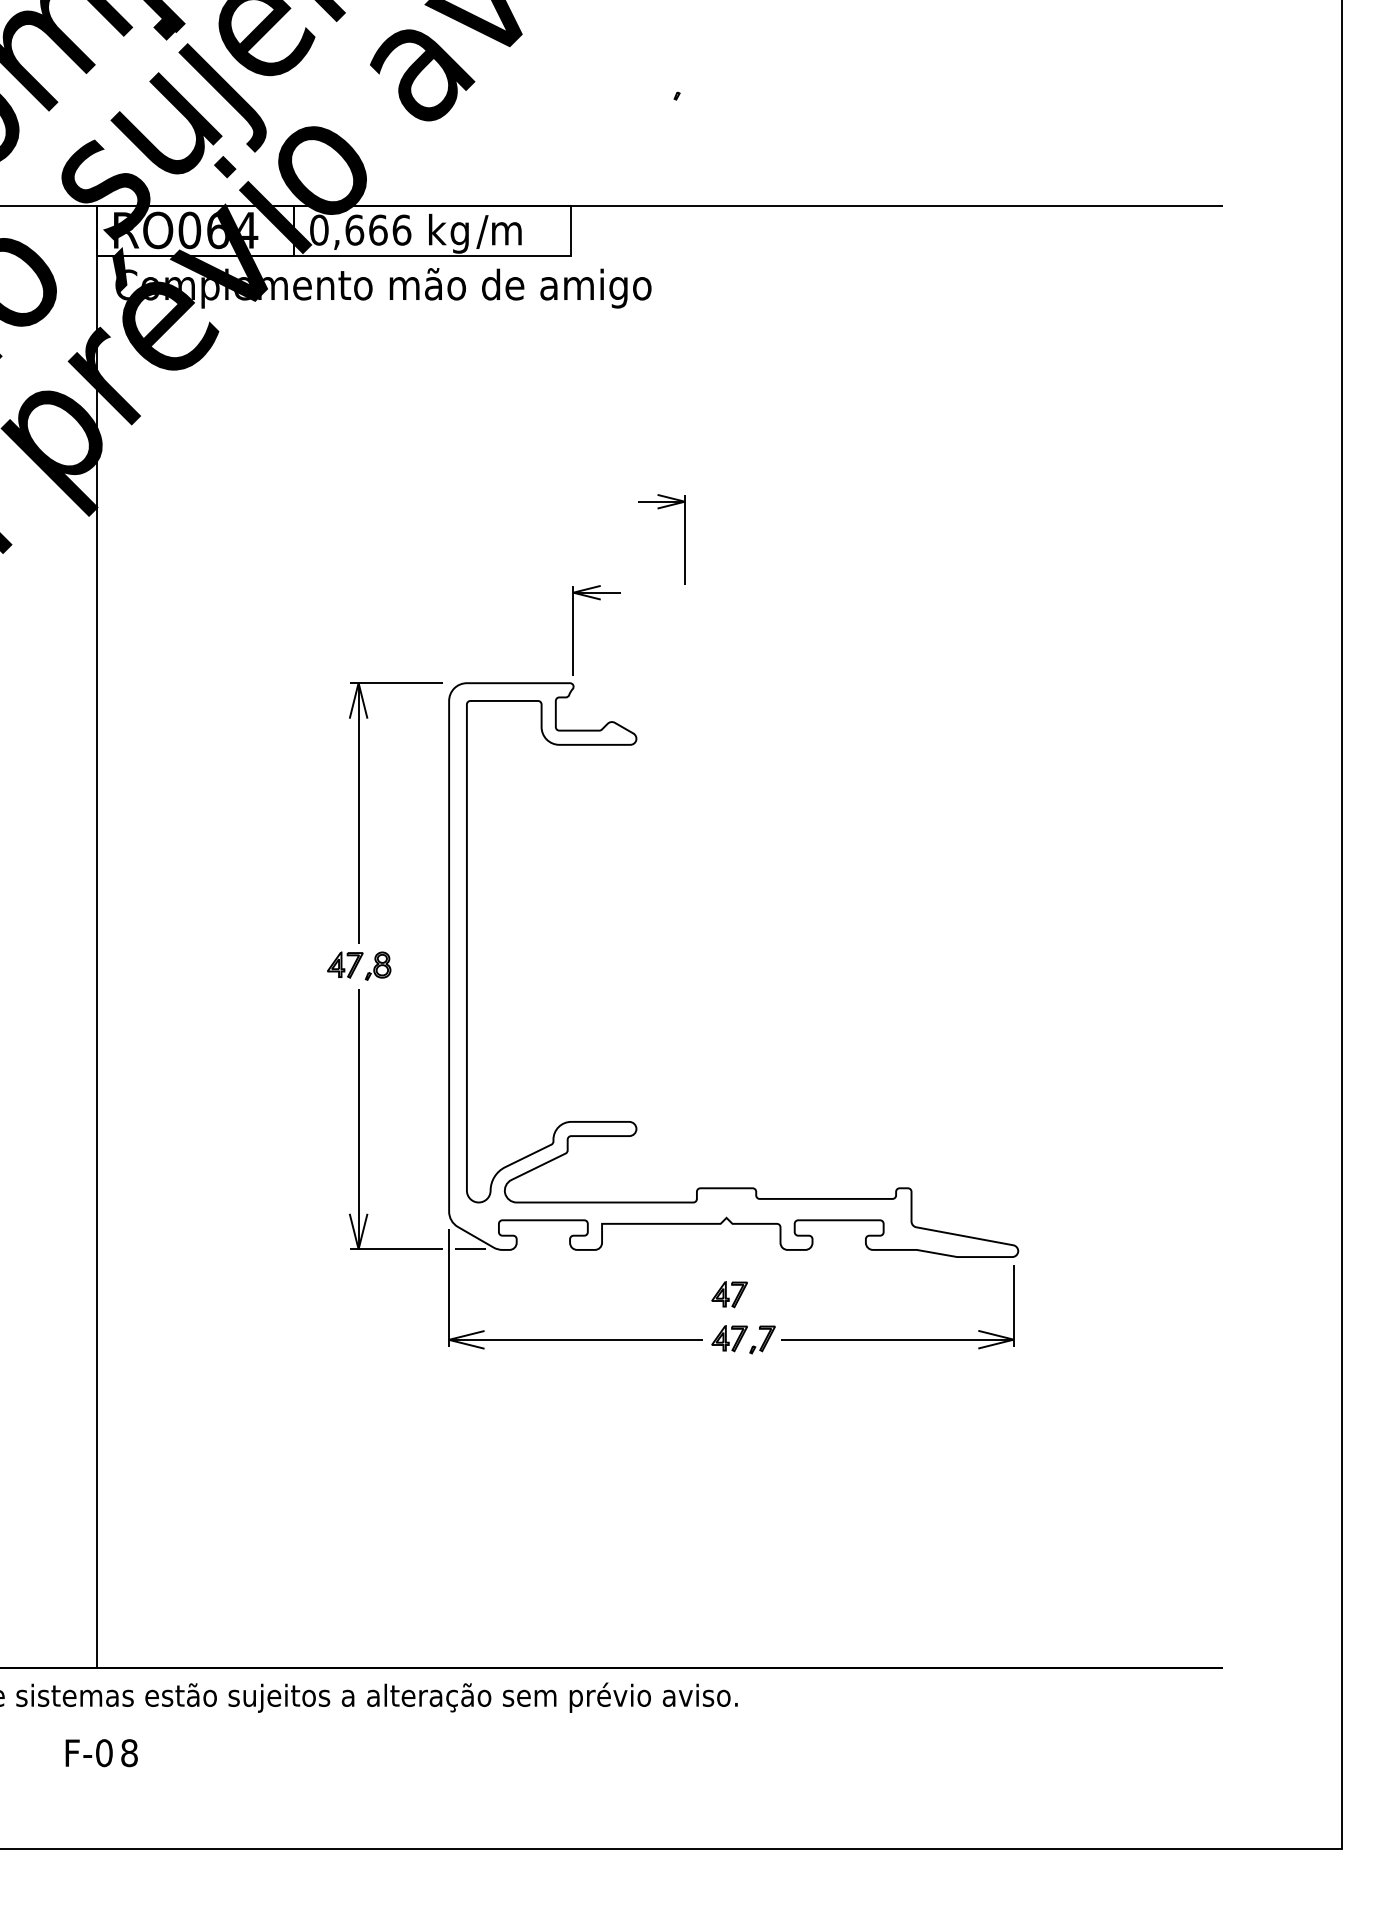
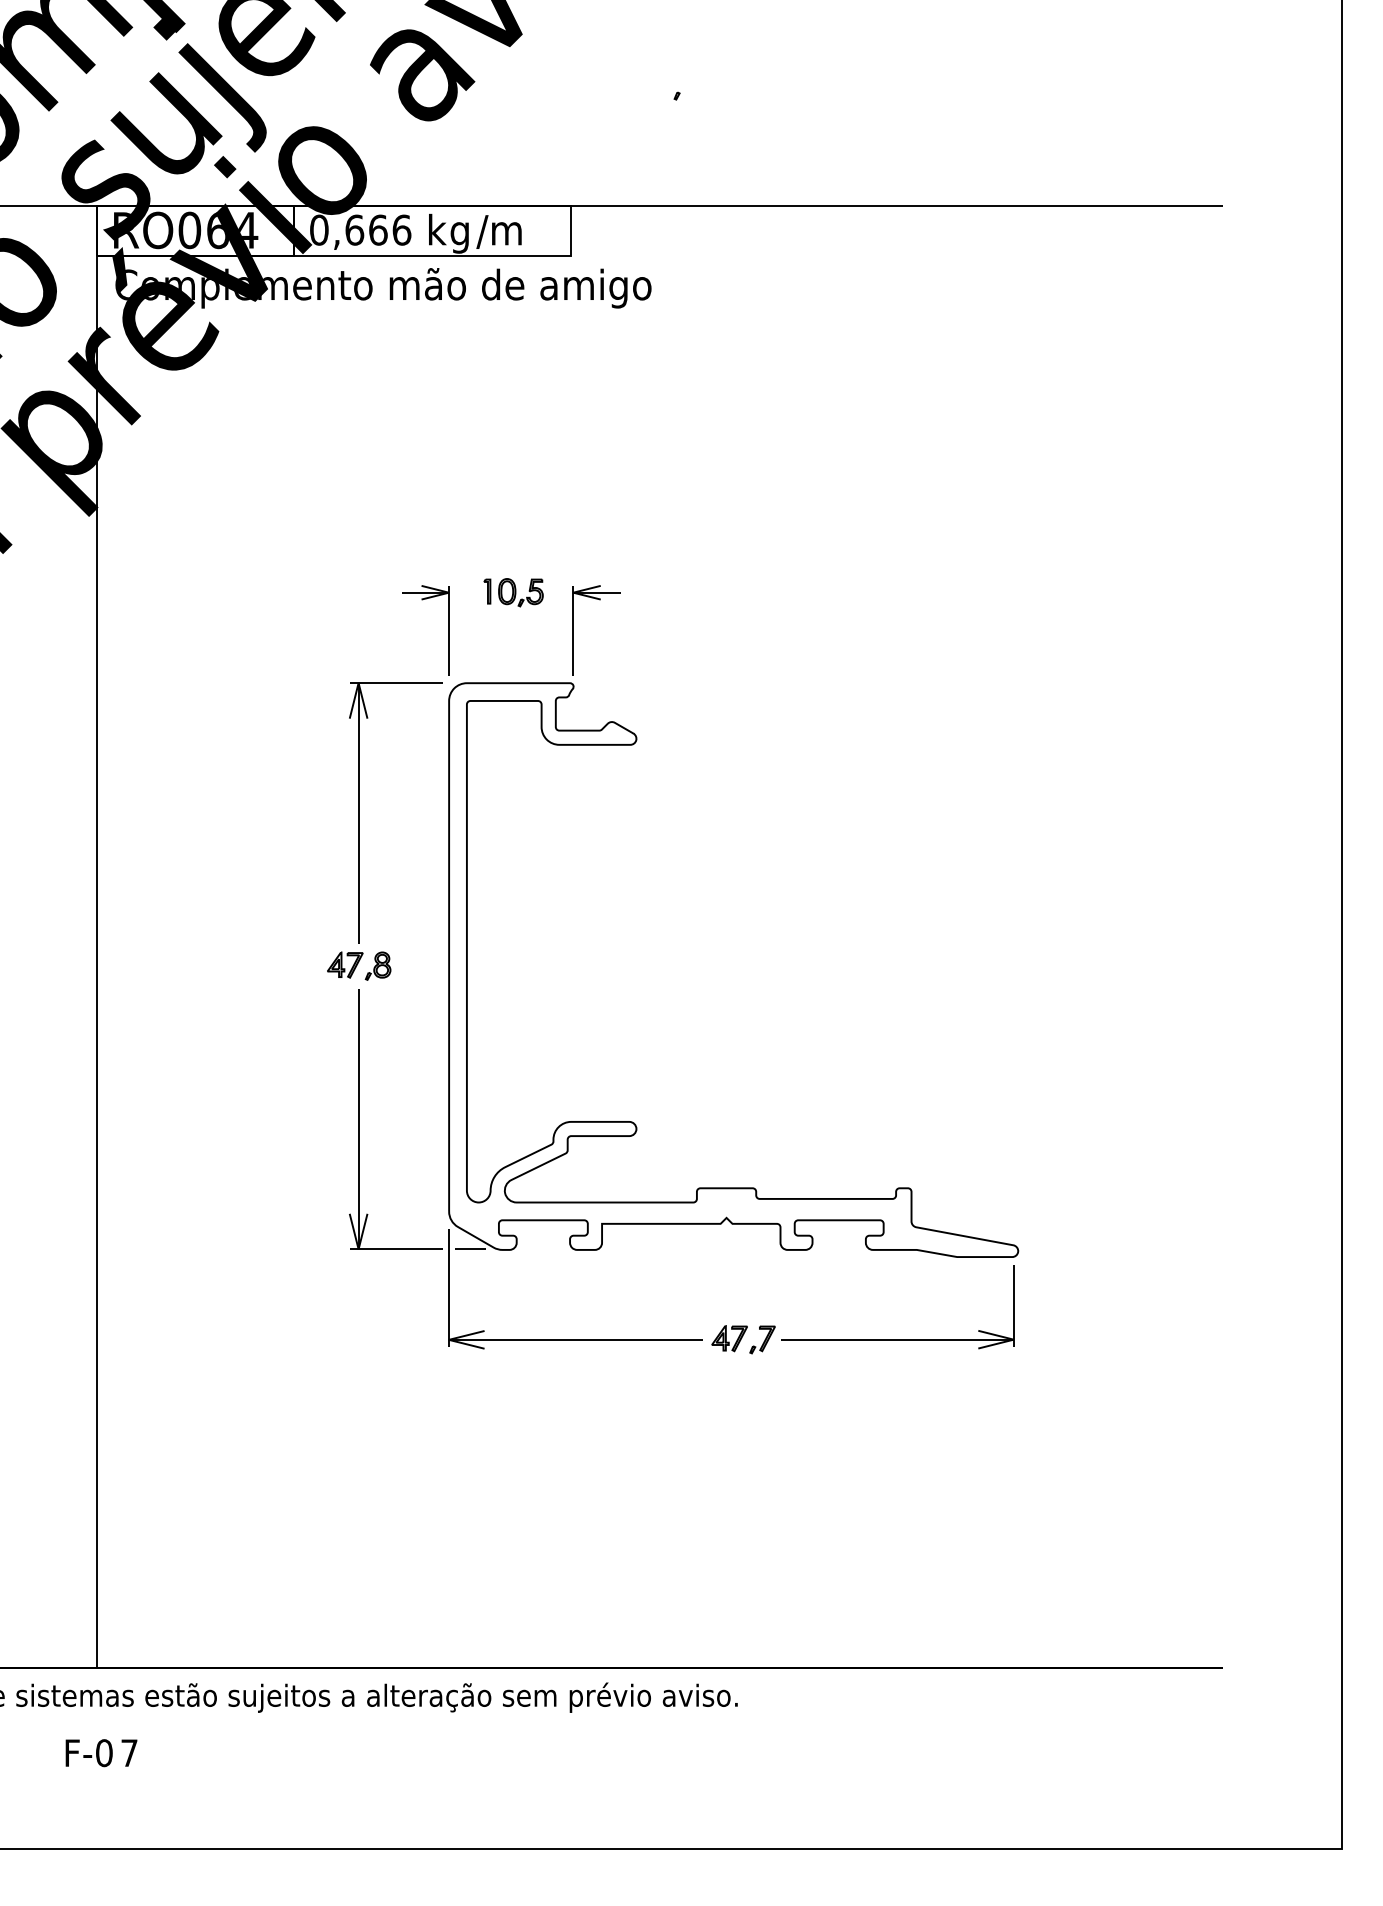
part position: (684, 539) -> (448, 630) (448, 630)
part: none -> present (513, 592)
part: present -> none (729, 1294)
text: 8 -> 7 (129, 1753)
